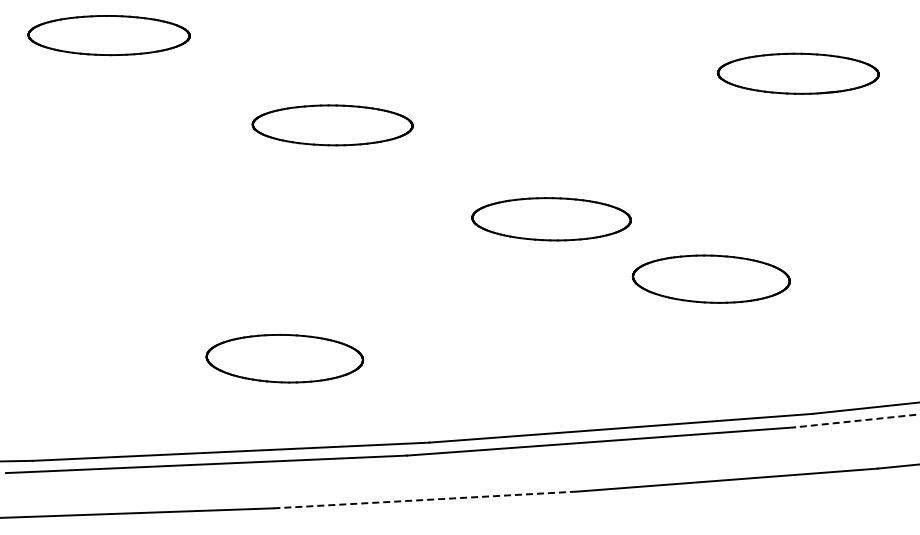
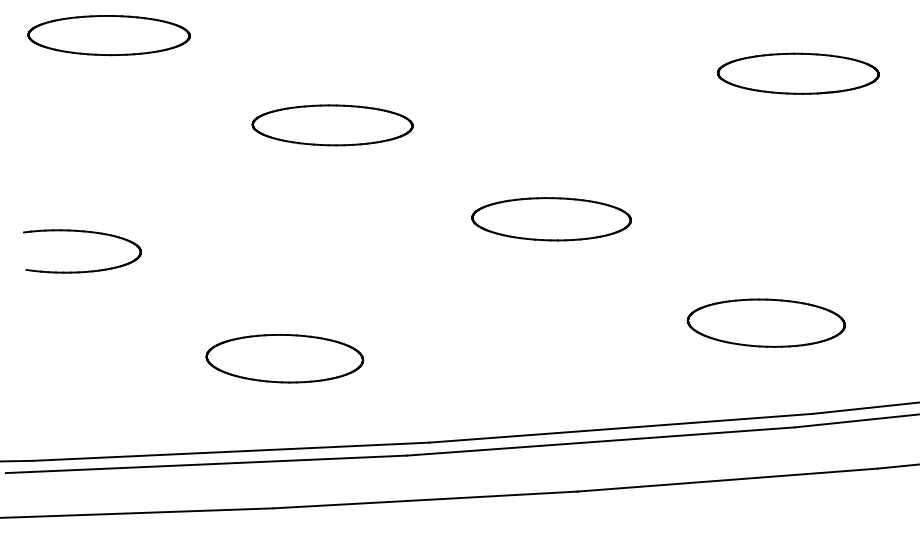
part: none -> present (82, 232)
part position: (710, 278) -> (765, 322) (765, 322)
line: dashed -> solid (857, 420)
line: dashed -> solid (426, 499)
